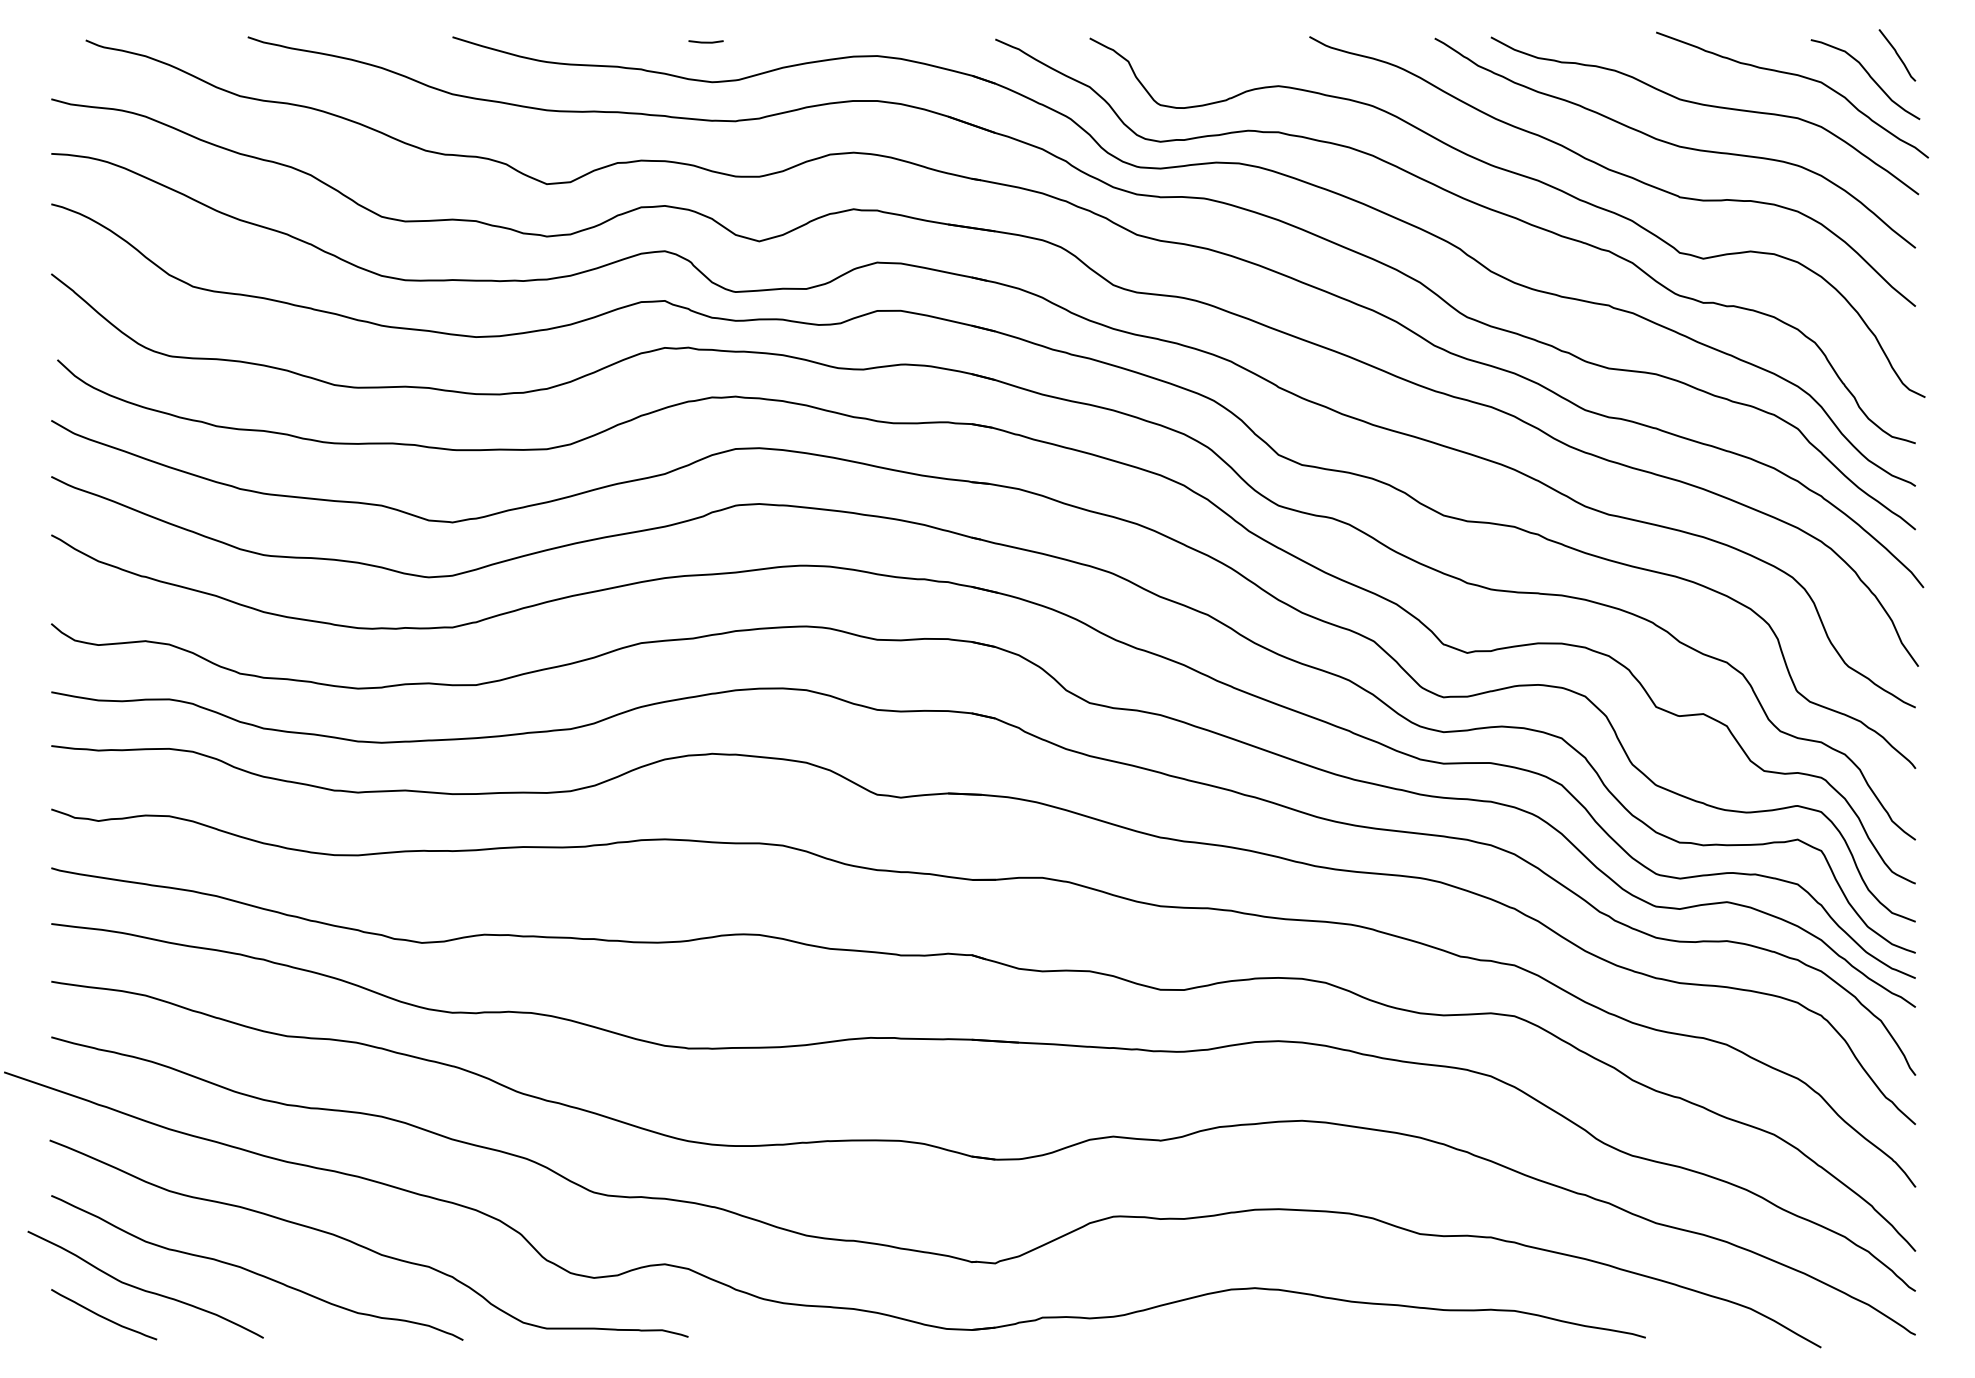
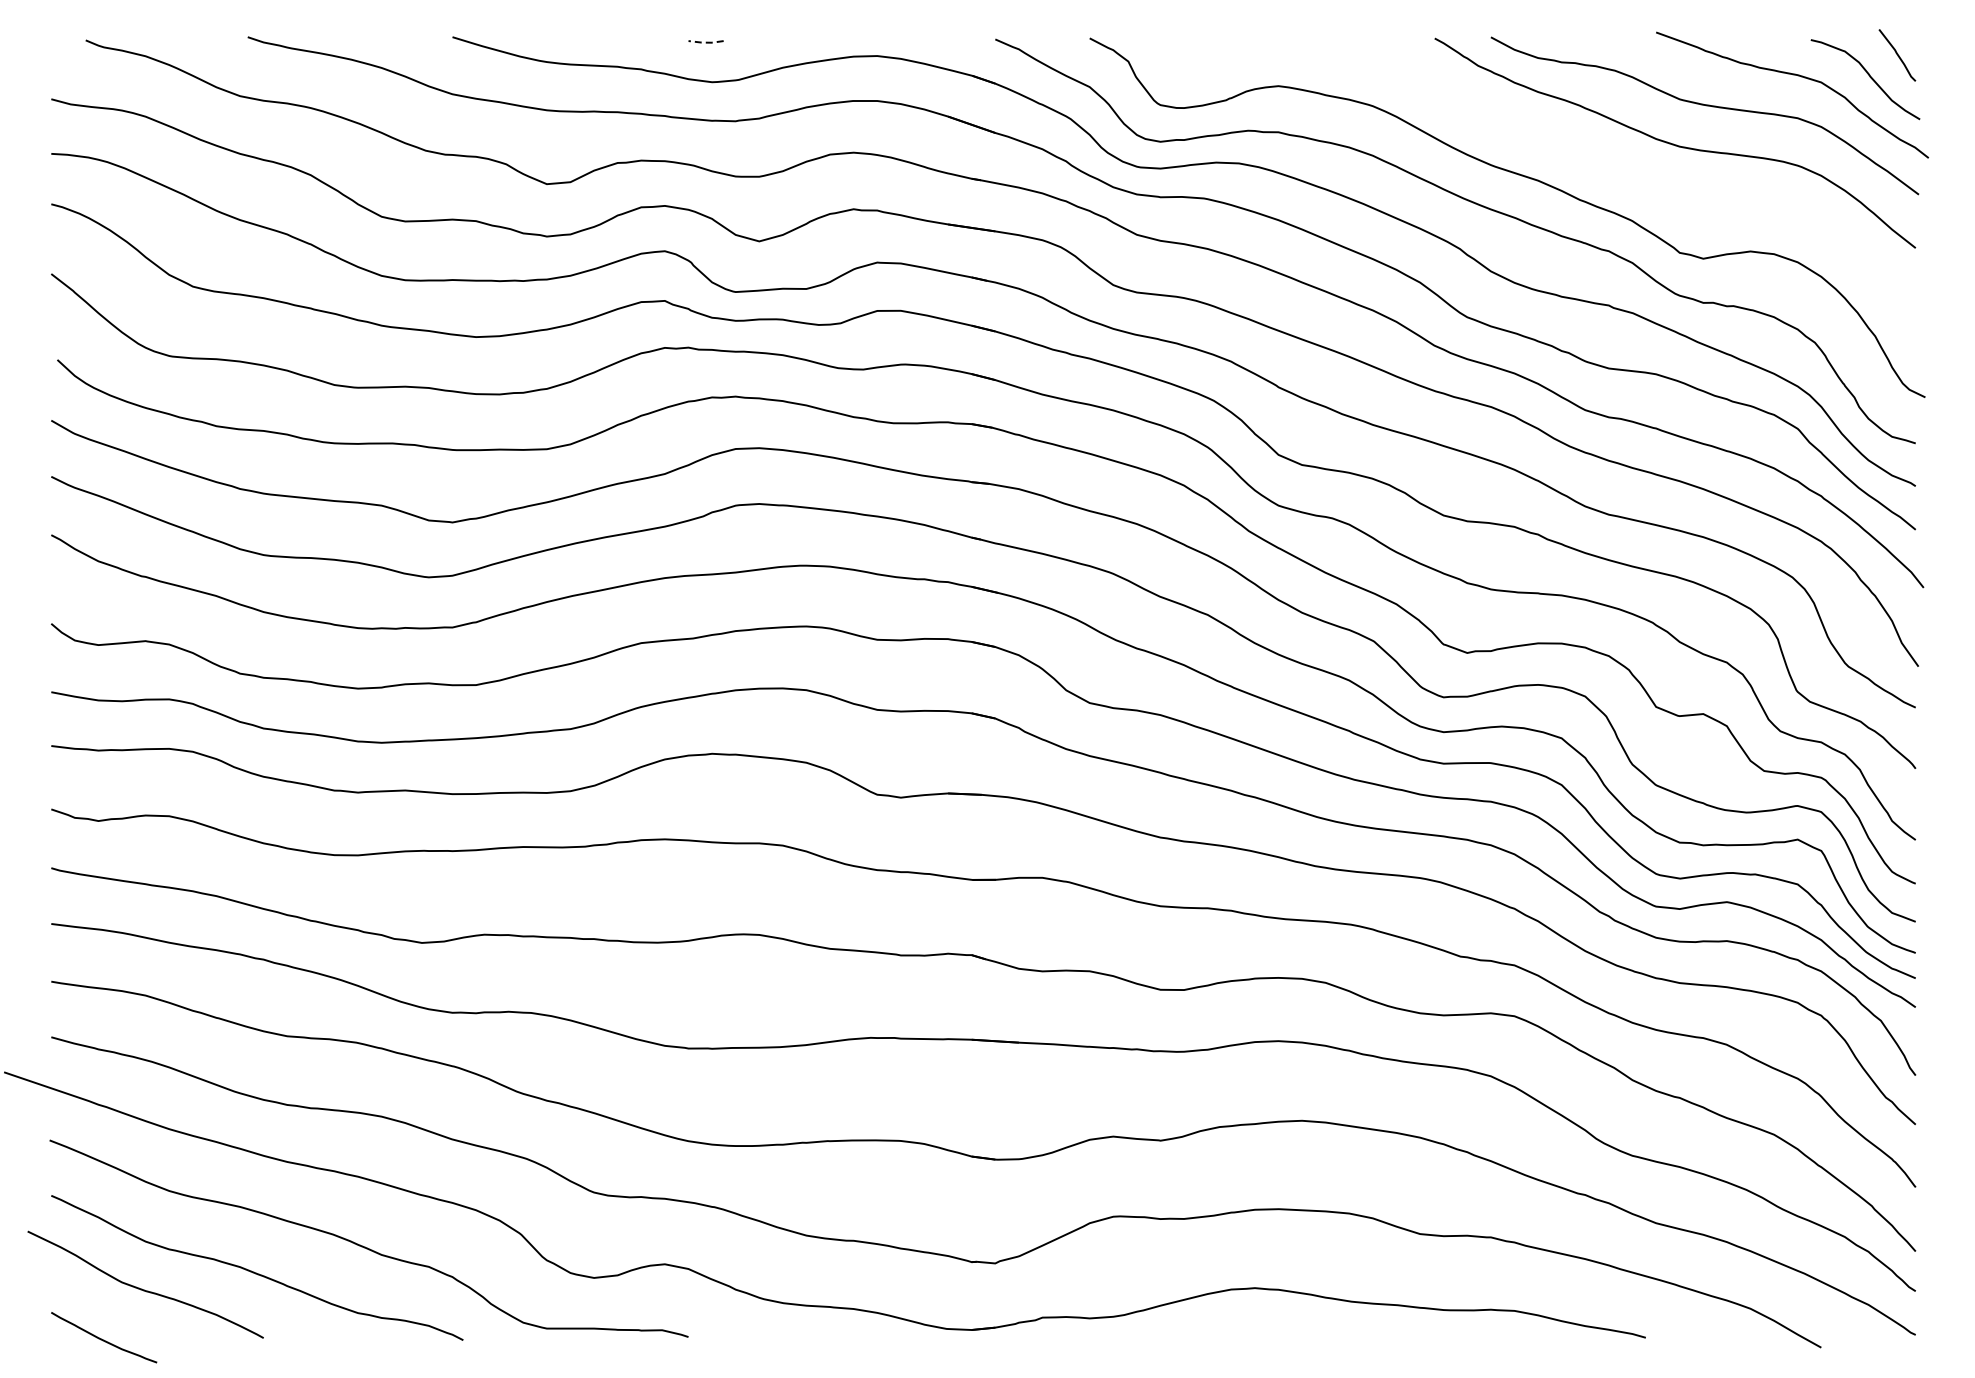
line: solid -> dashed (705, 42)
curve: present -> none (1612, 171)
curve position: (103, 1316) -> (103, 1339) (103, 1339)
